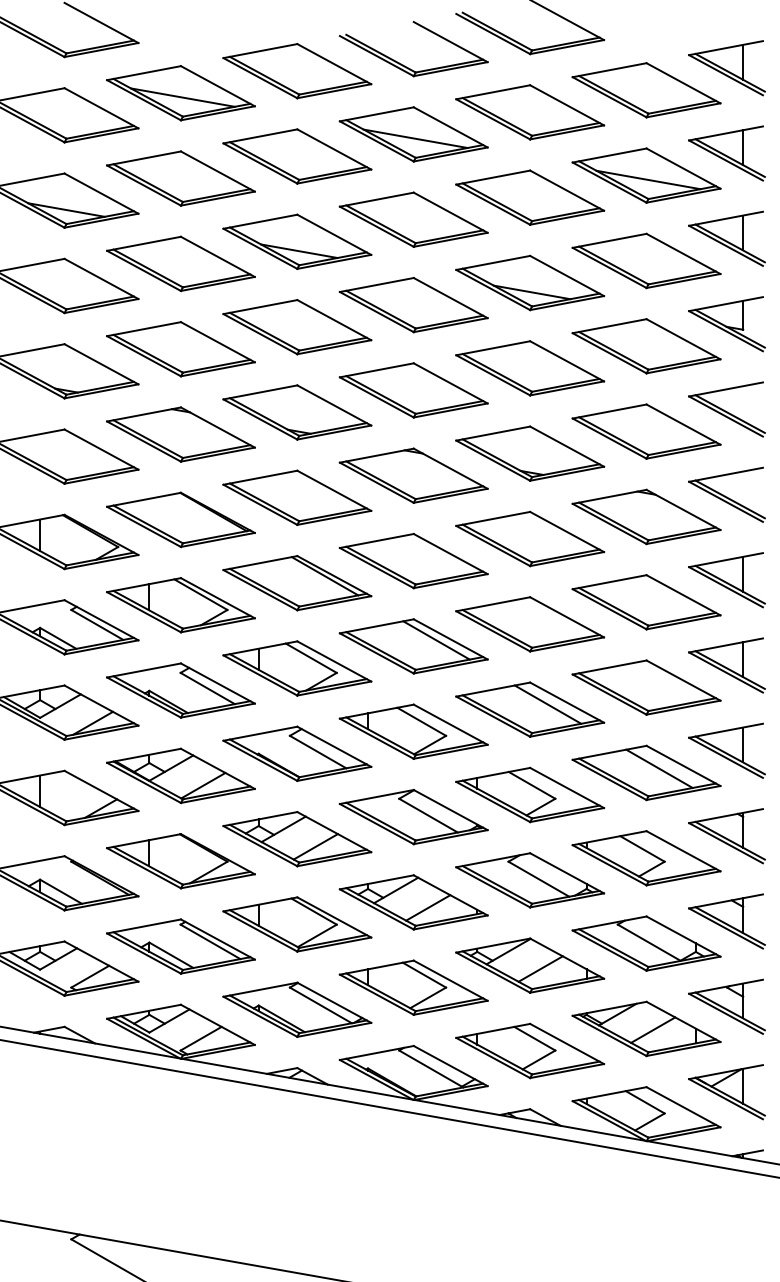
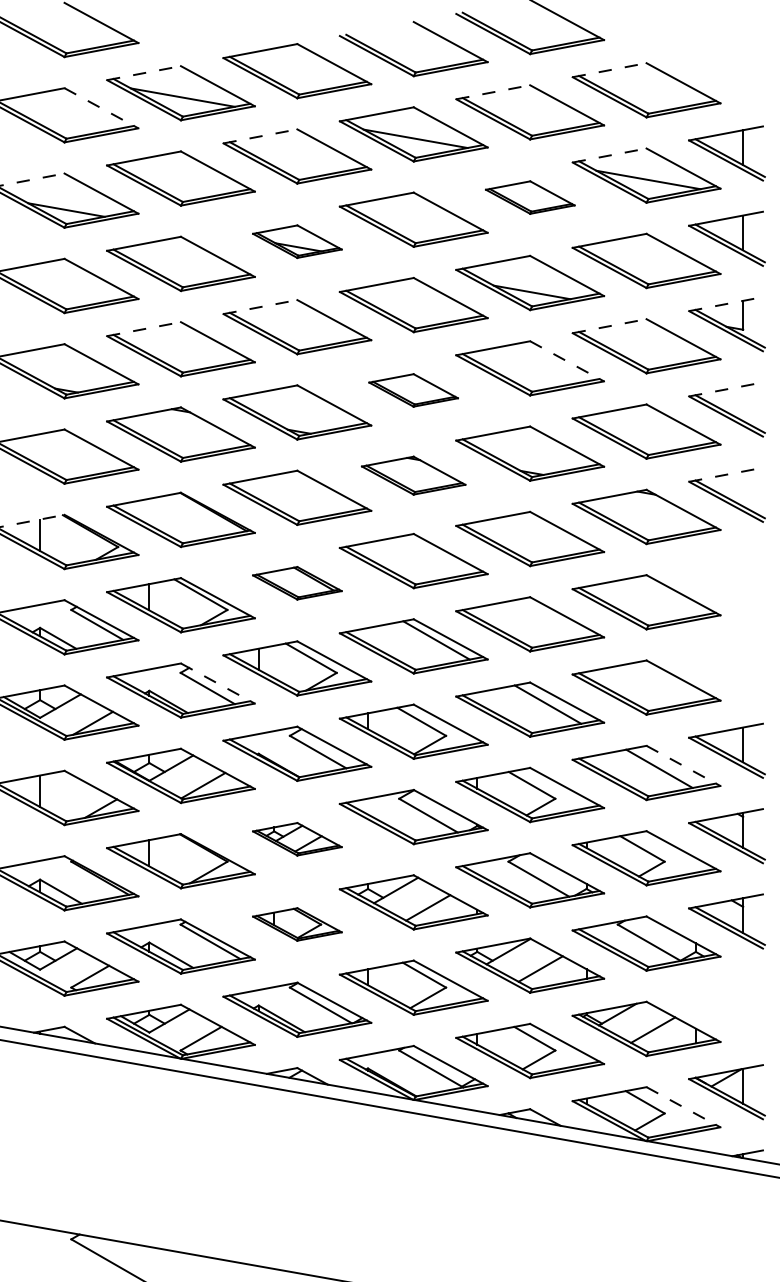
part: present -> none (726, 68)
line: solid -> dashed (609, 70)
line: solid -> dashed (144, 73)
line: solid -> dashed (493, 92)
line: solid -> dashed (101, 108)
line: solid -> dashed (260, 136)
line: solid -> dashed (609, 155)
line: solid -> dashed (32, 179)
part size: 151x57 px -> 91x35 px (530, 197)
part size: 151x57 px -> 91x36 px (297, 241)
line: solid -> dashed (726, 304)
line: solid -> dashed (260, 307)
line: solid -> dashed (609, 326)
line: solid -> dashed (144, 329)
line: solid -> dashed (567, 361)
line: solid -> dashed (726, 389)
part size: 151x57 px -> 91x35 px (413, 390)
line: solid -> dashed (726, 474)
part size: 151x57 px -> 107x41 px (413, 475)
line: solid -> dashed (32, 520)
part: present -> none (726, 580)
part size: 151x57 px -> 91x35 px (297, 583)
part: present -> none (726, 665)
line: solid -> dashed (218, 683)
line: solid -> dashed (683, 766)
part size: 151x57 px -> 91x35 px (297, 839)
part size: 151x57 px -> 91x35 px (297, 924)
part: present -> none (726, 1006)
line: solid -> dashed (683, 1107)
